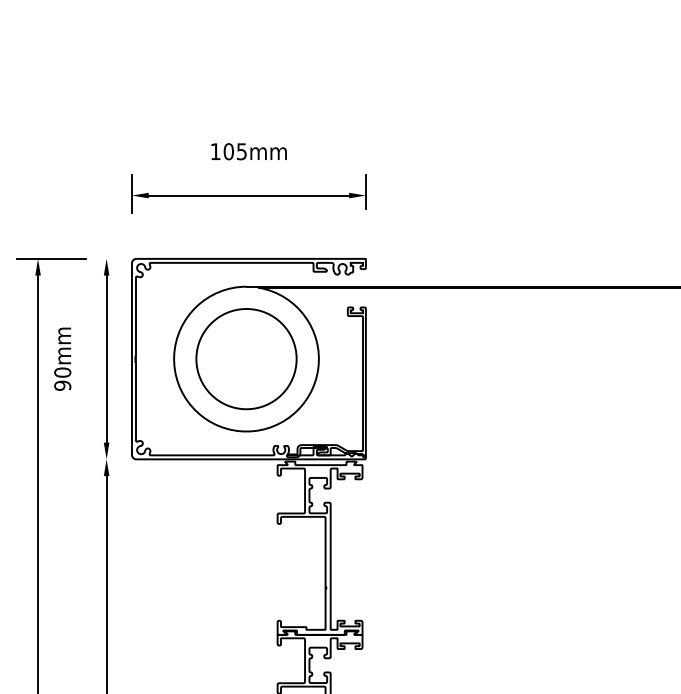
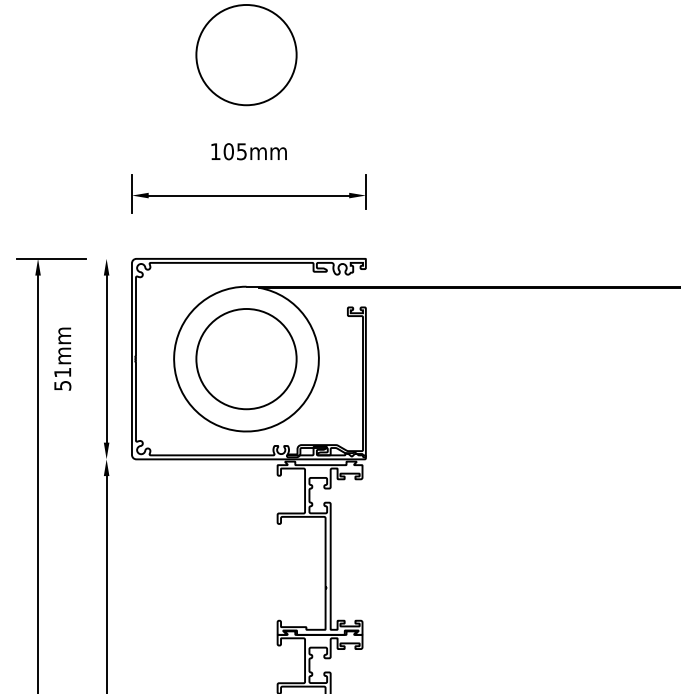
circle: none -> present (246, 55)
text: 90mm -> 51mm (62, 378)
